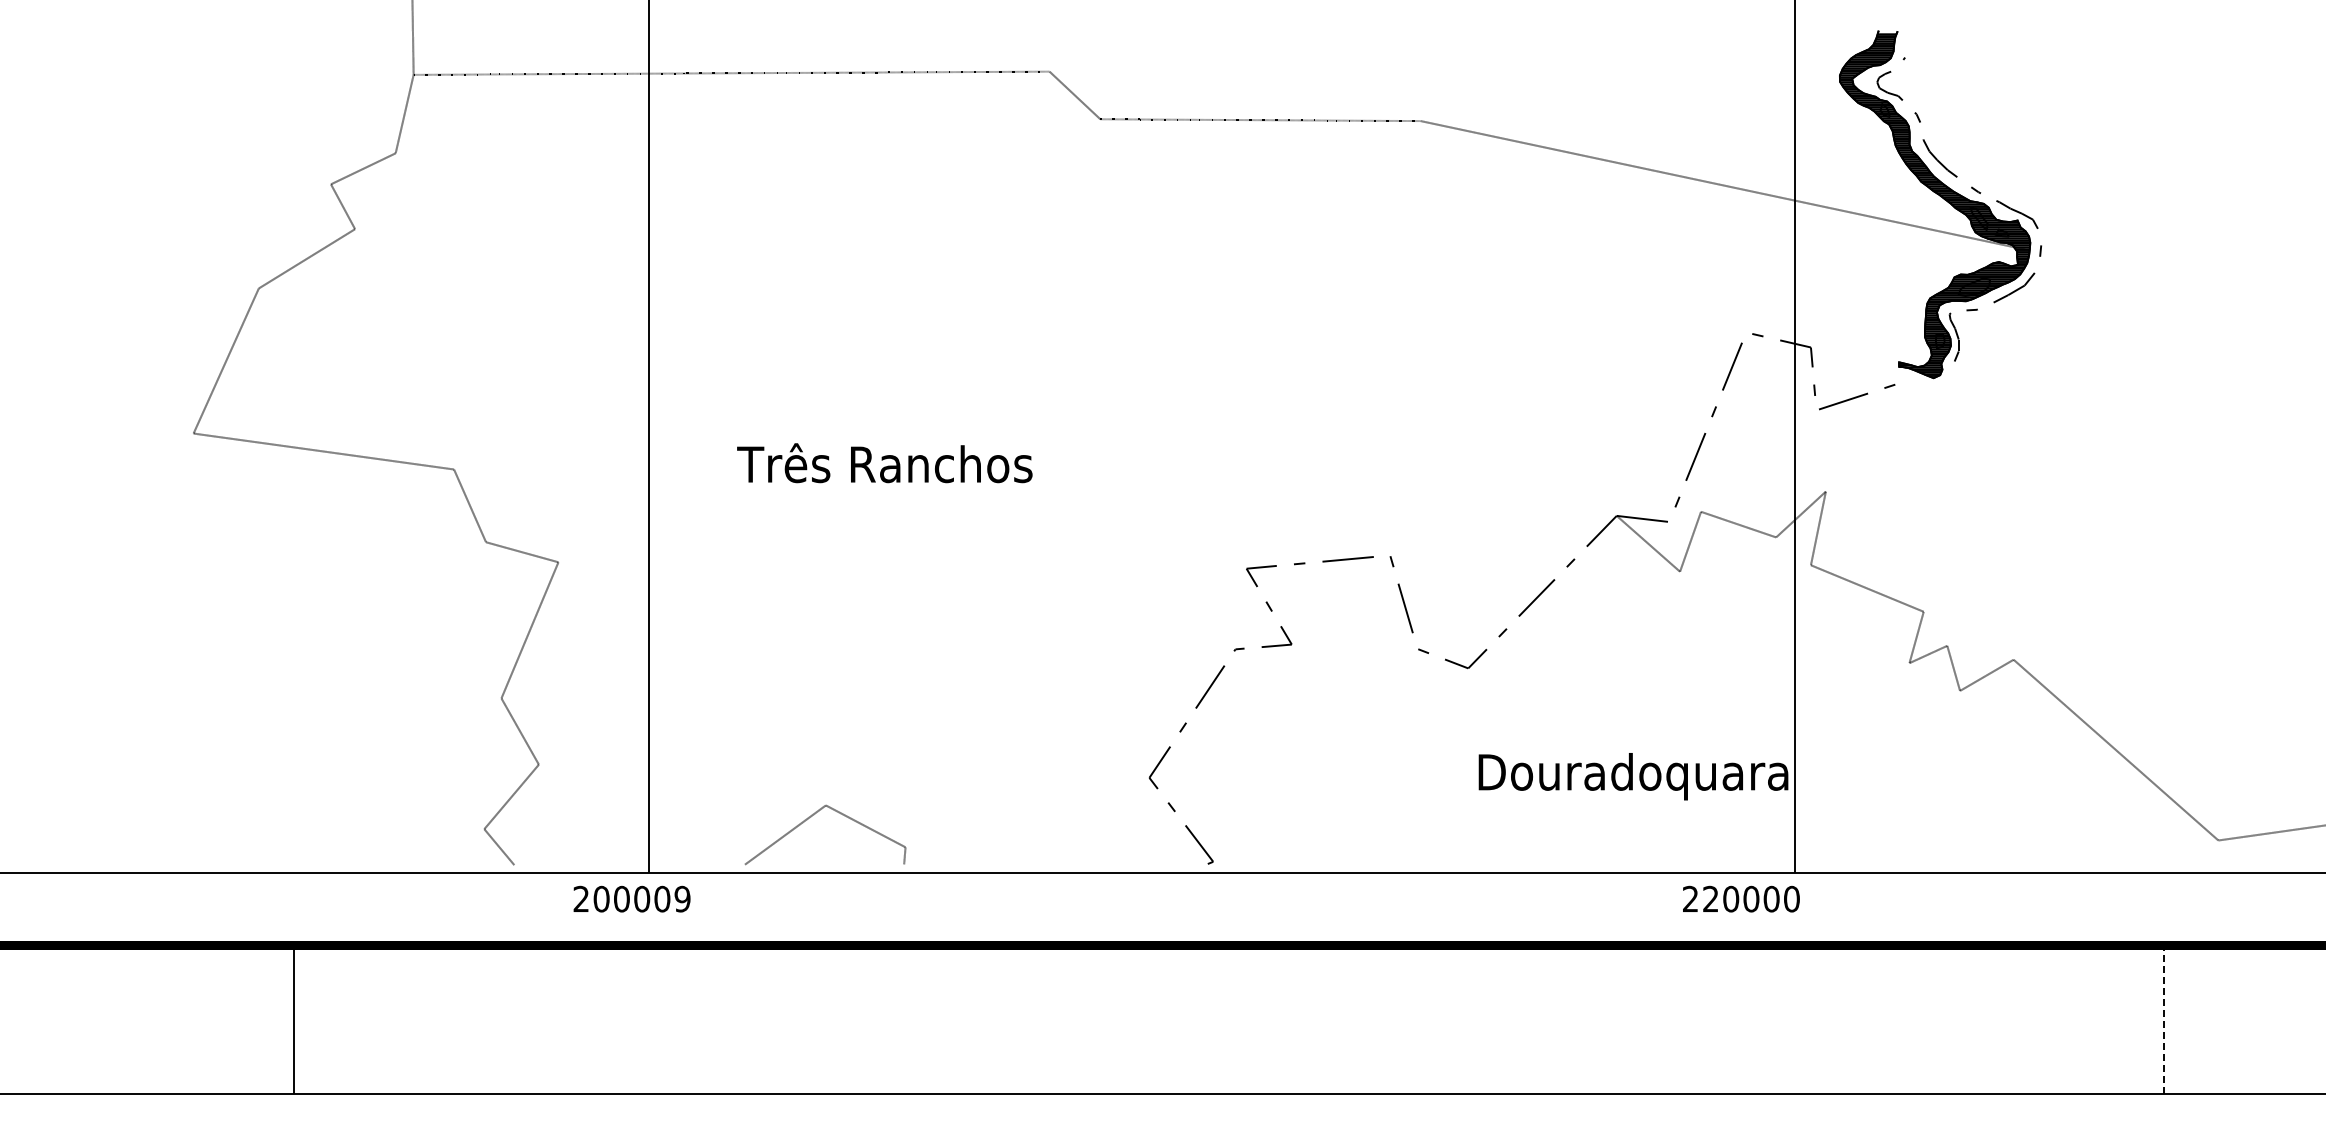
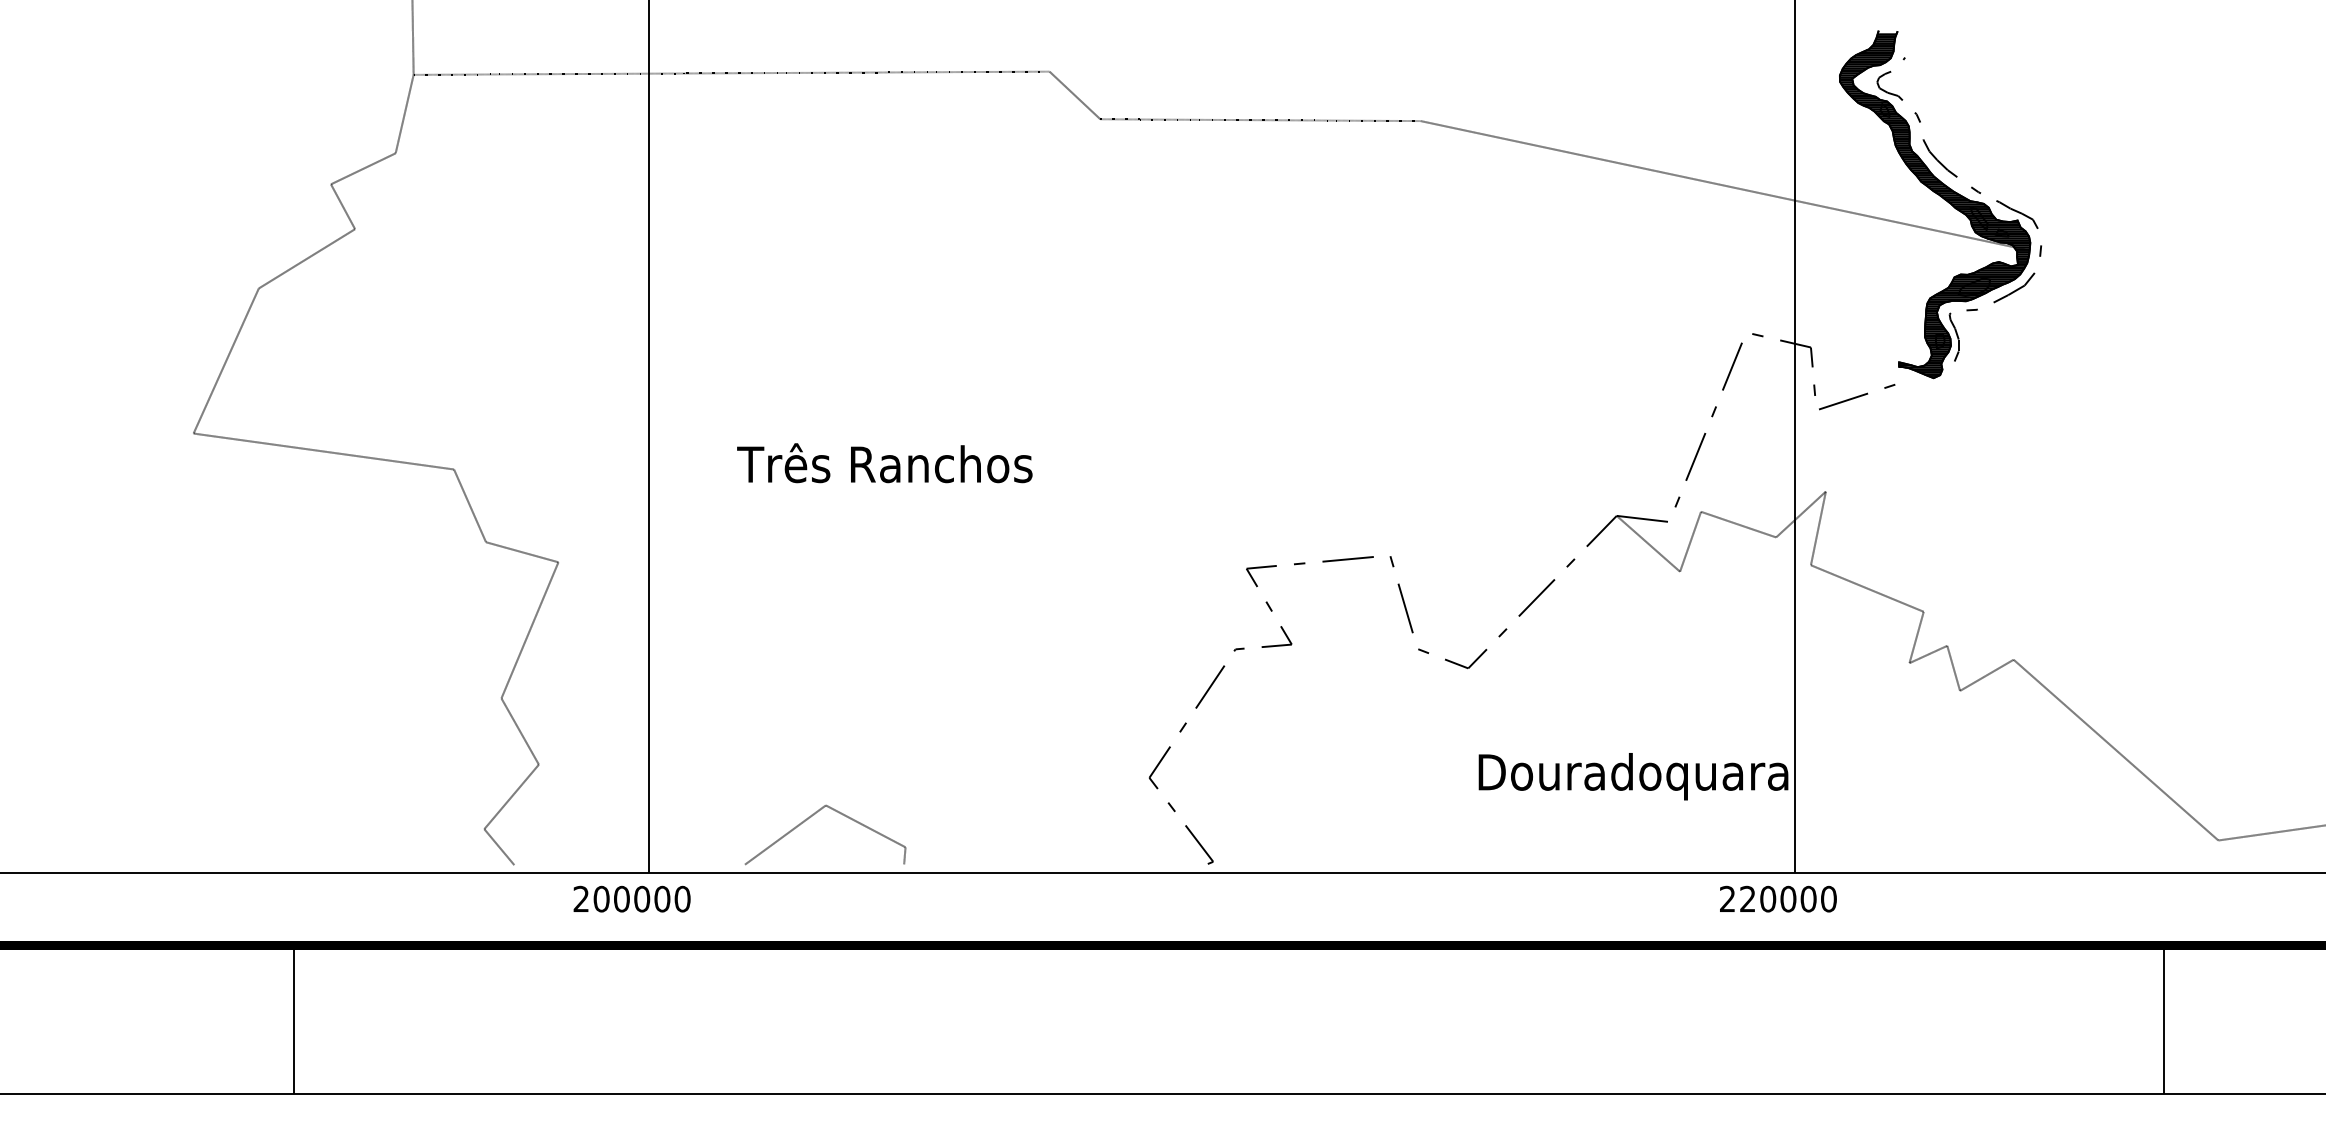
text position: (1741, 898) -> (1778, 898) (1778, 898)
text: 200009 -> 200000 (682, 899)
line: dashed -> solid (2163, 1019)
